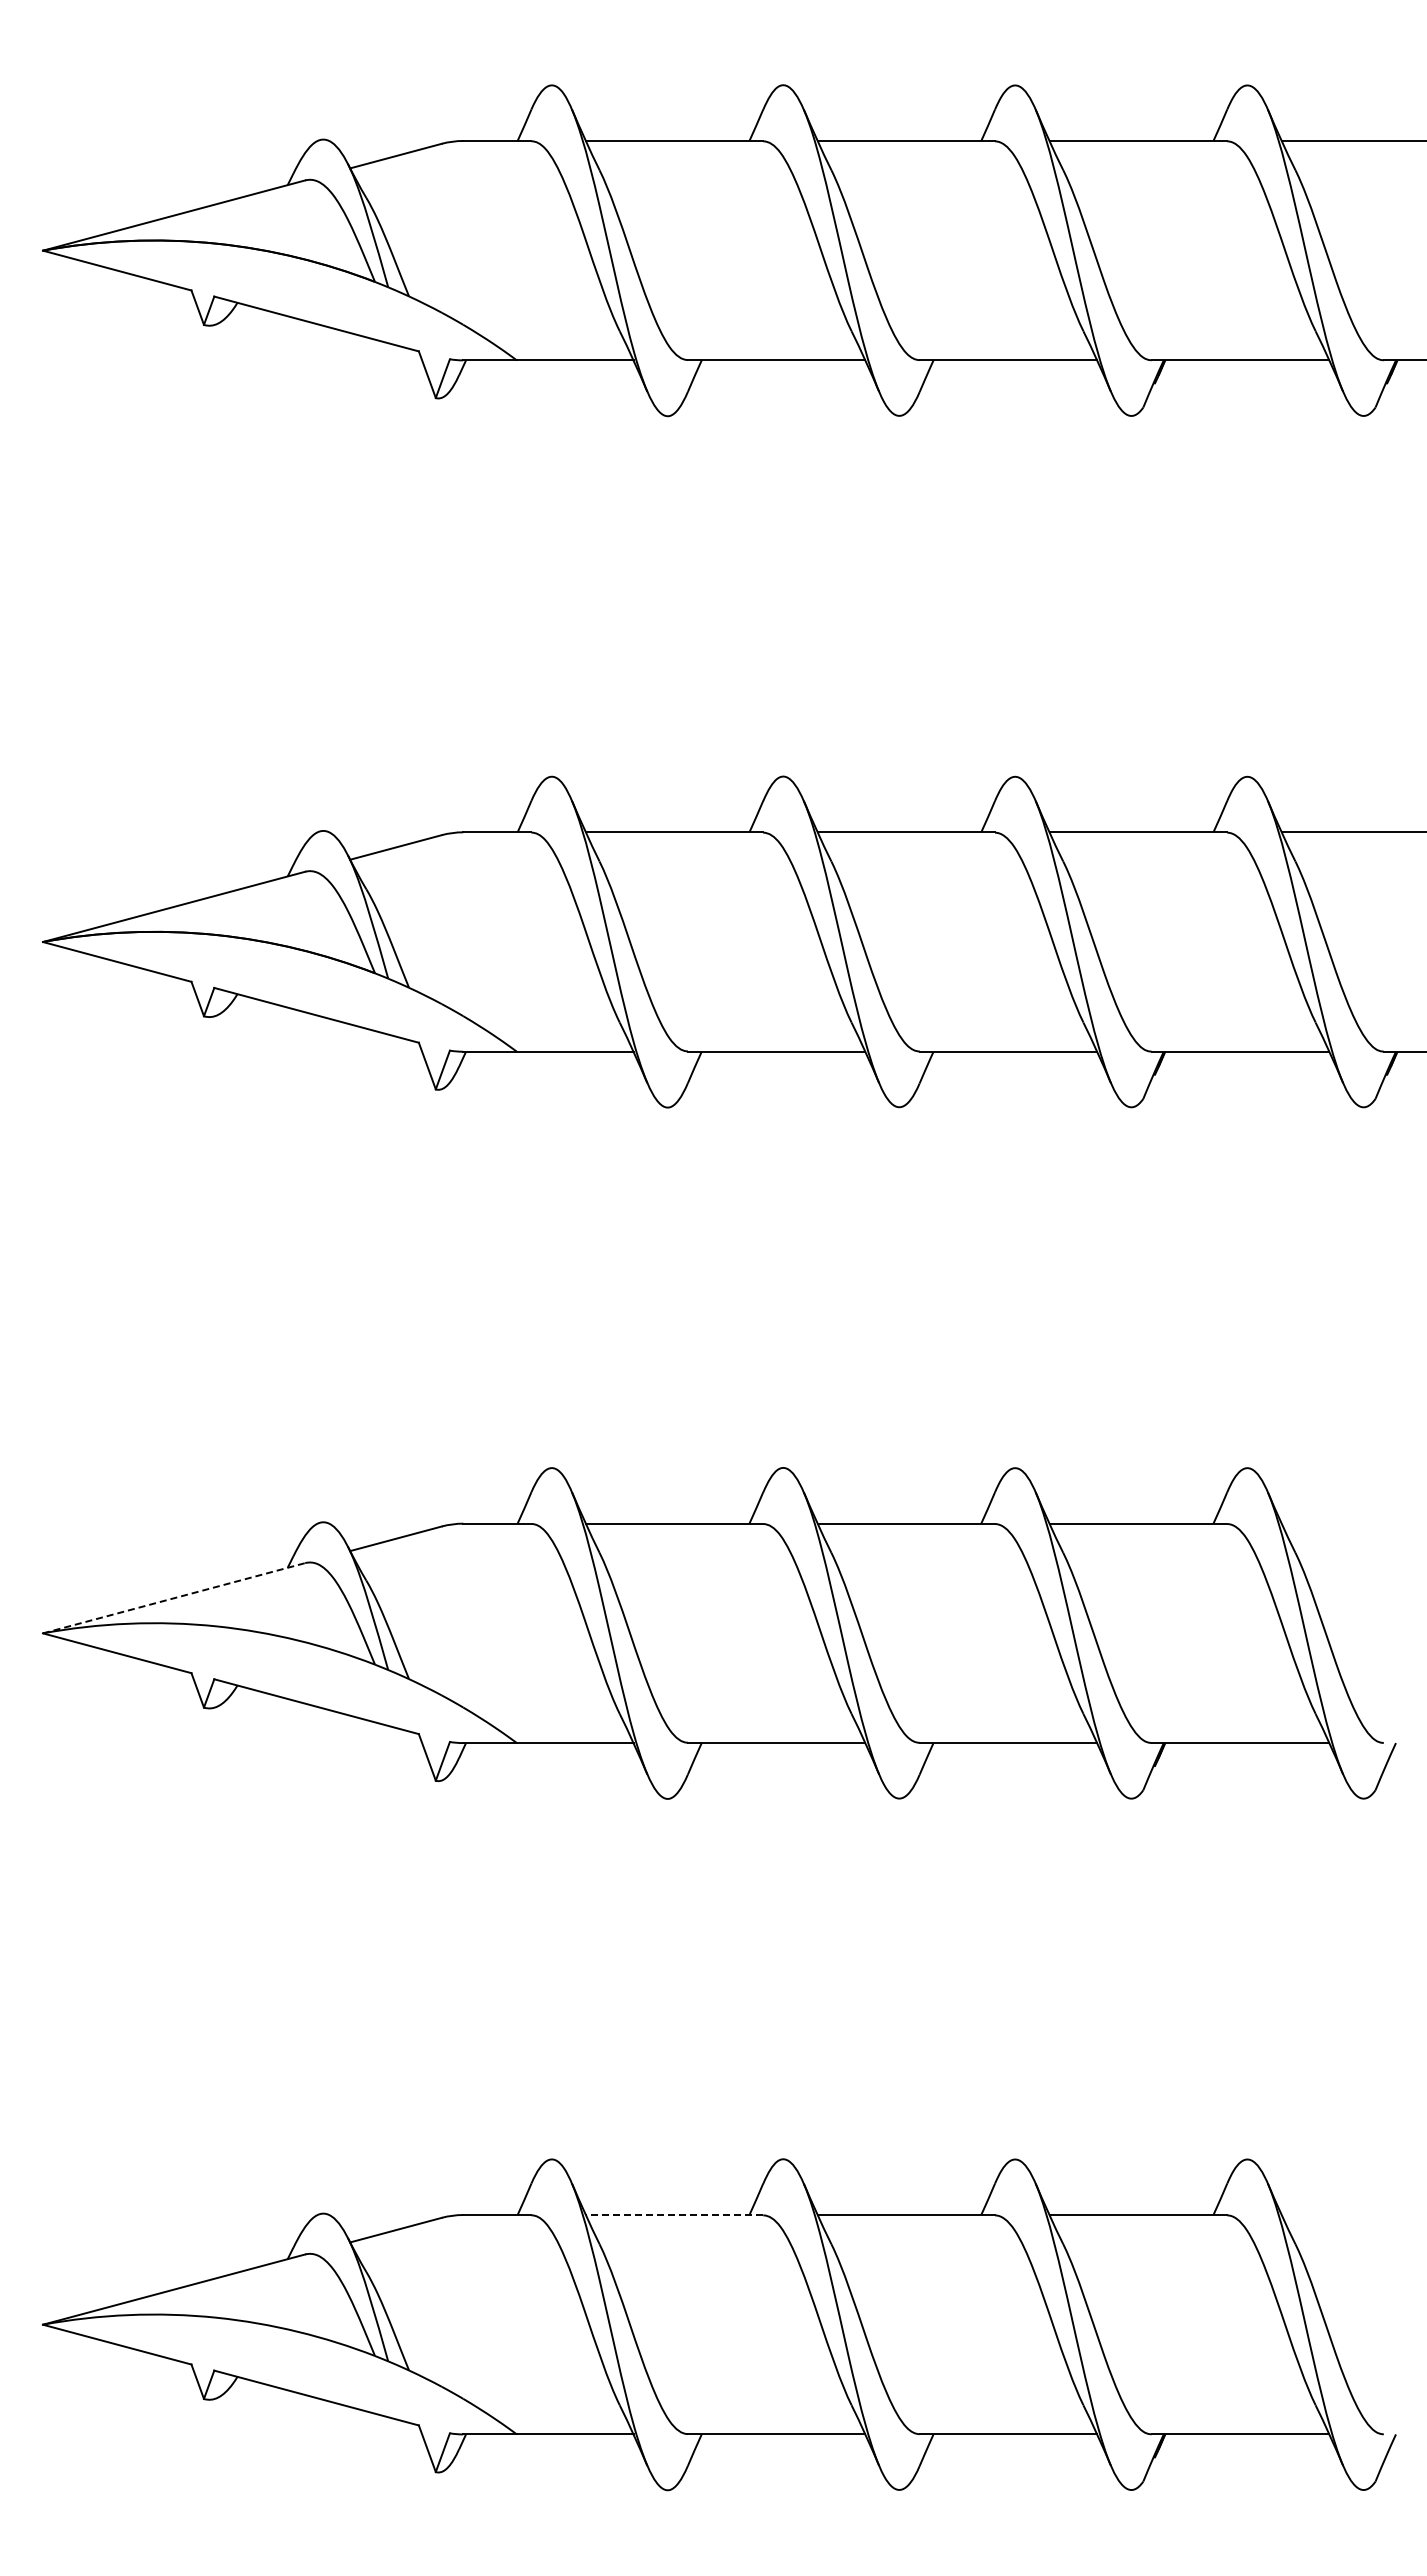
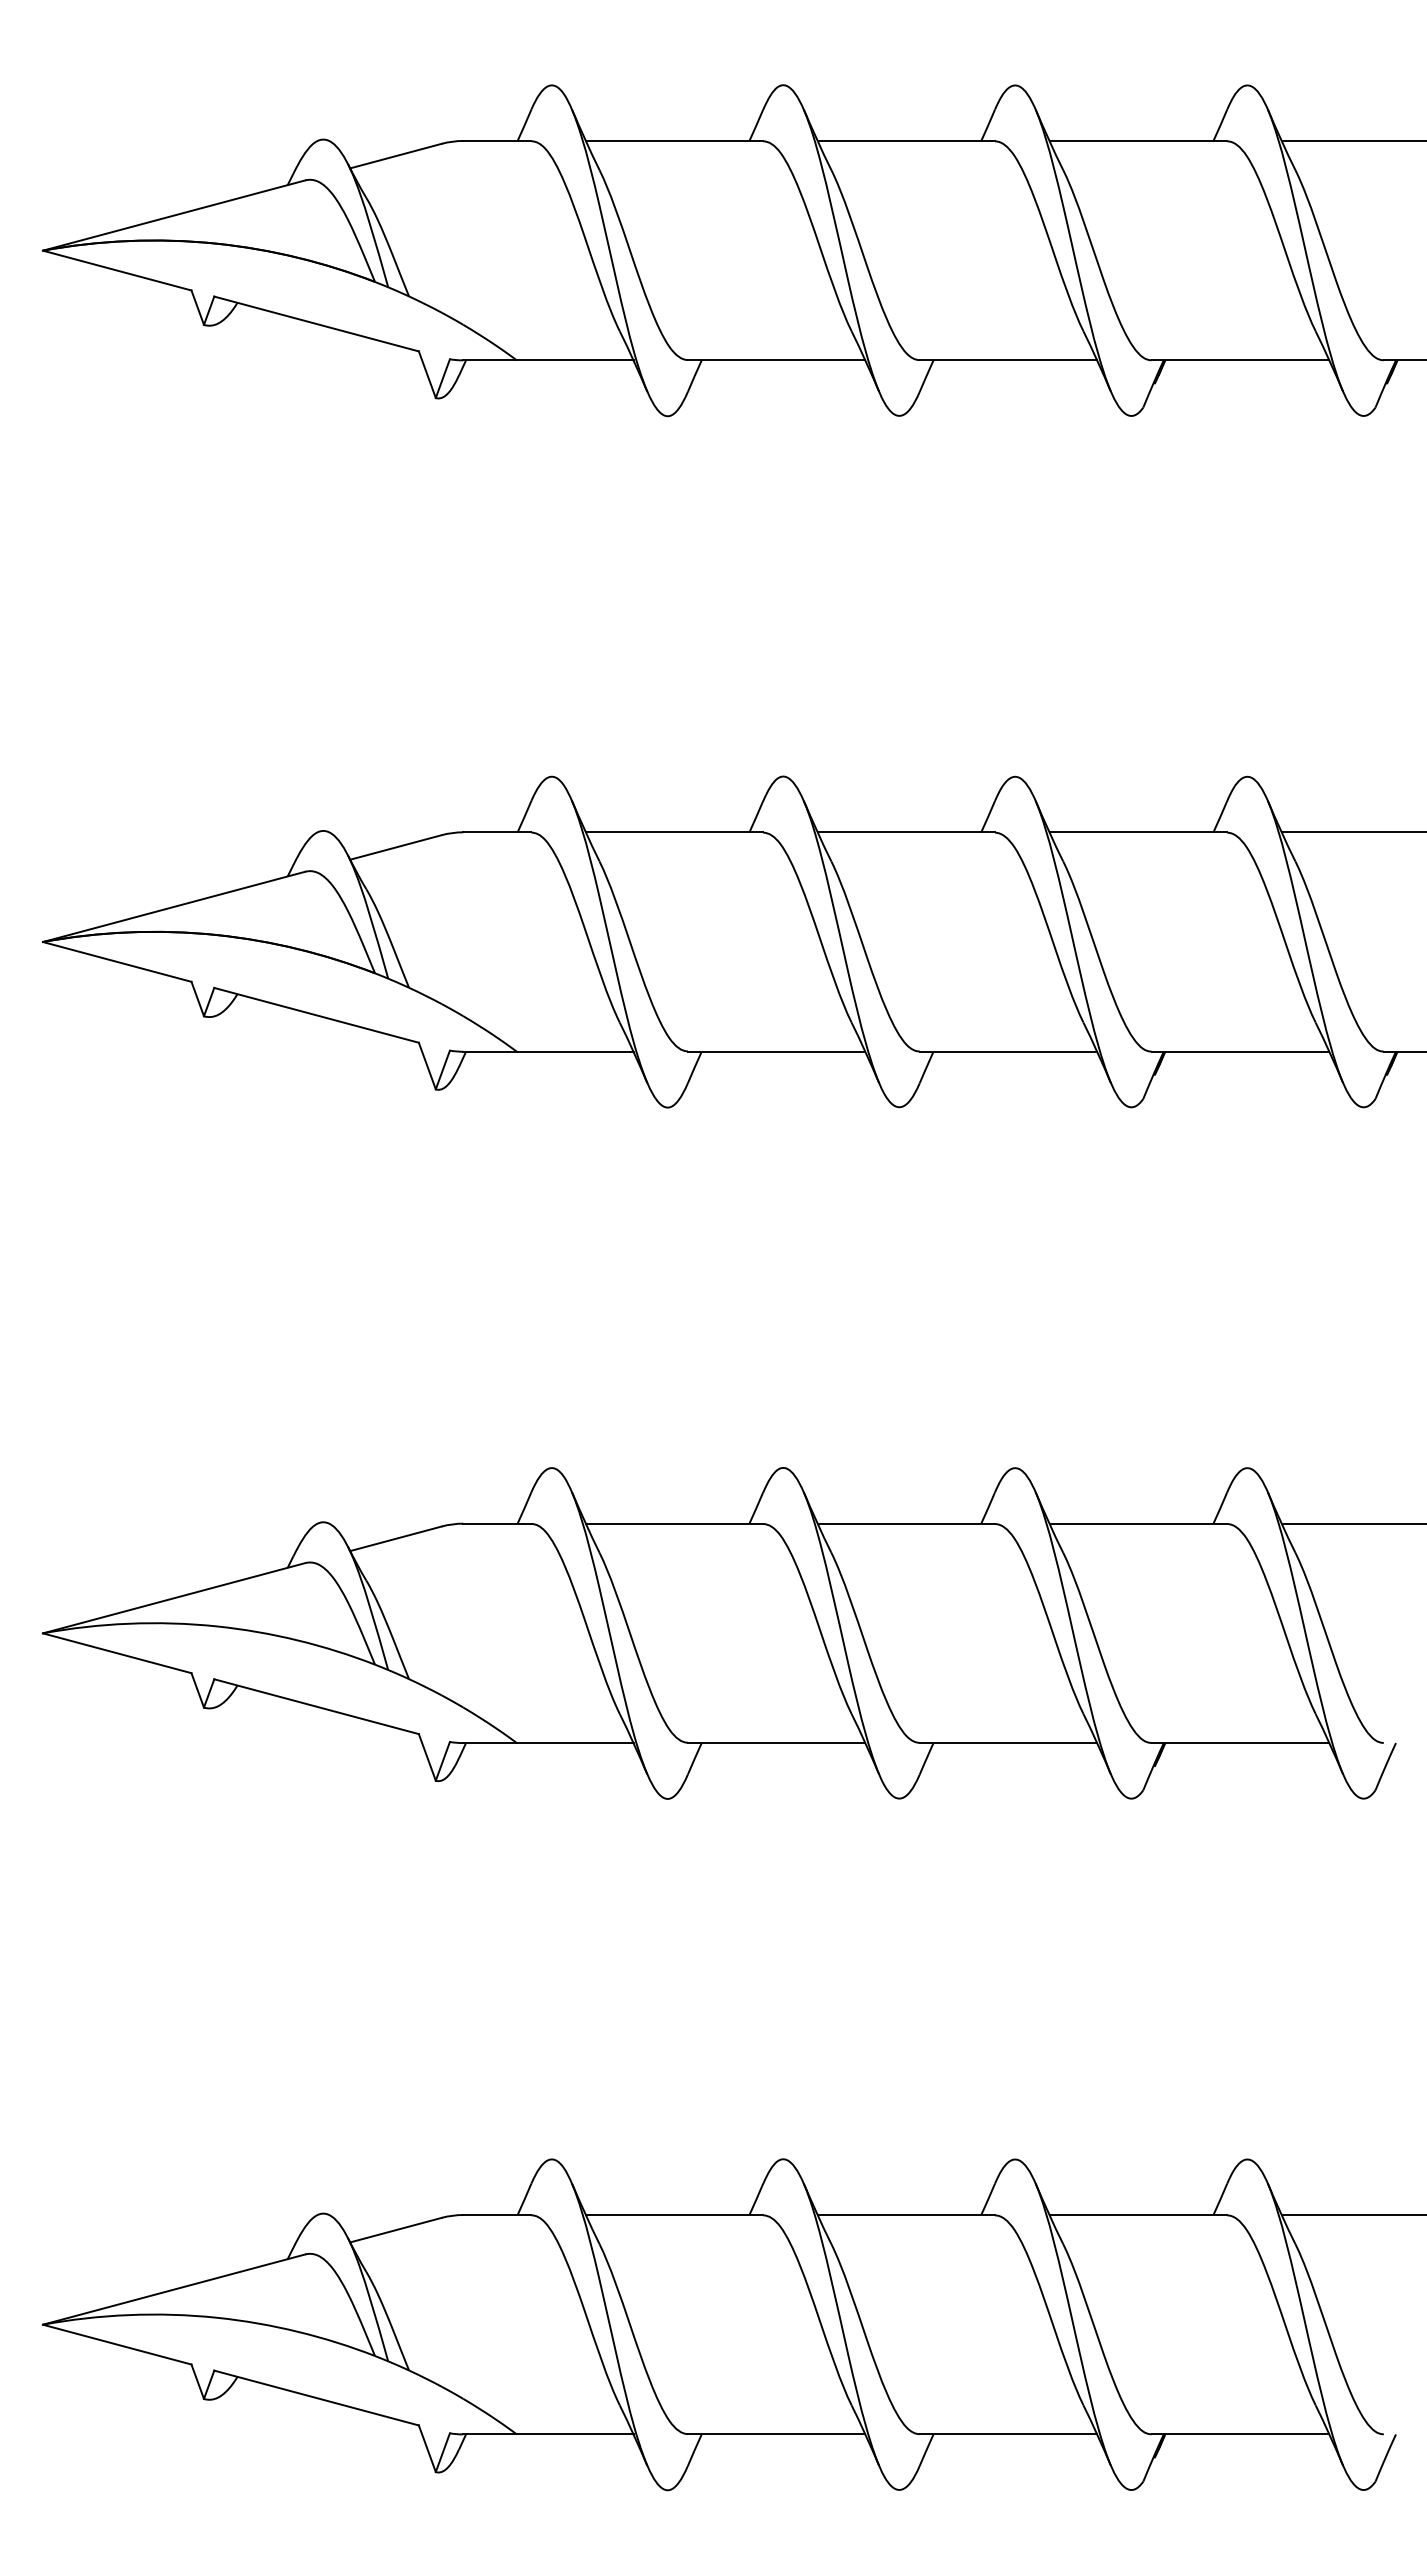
line: none -> present (1352, 1523)
line: dashed -> solid (174, 1598)
line: dashed -> solid (674, 2215)
line: none -> present (1352, 2215)
